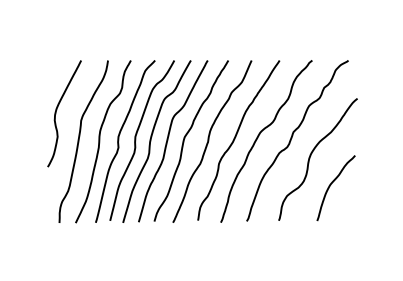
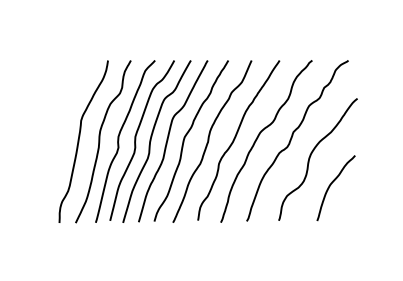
curve: present -> none (57, 110)
